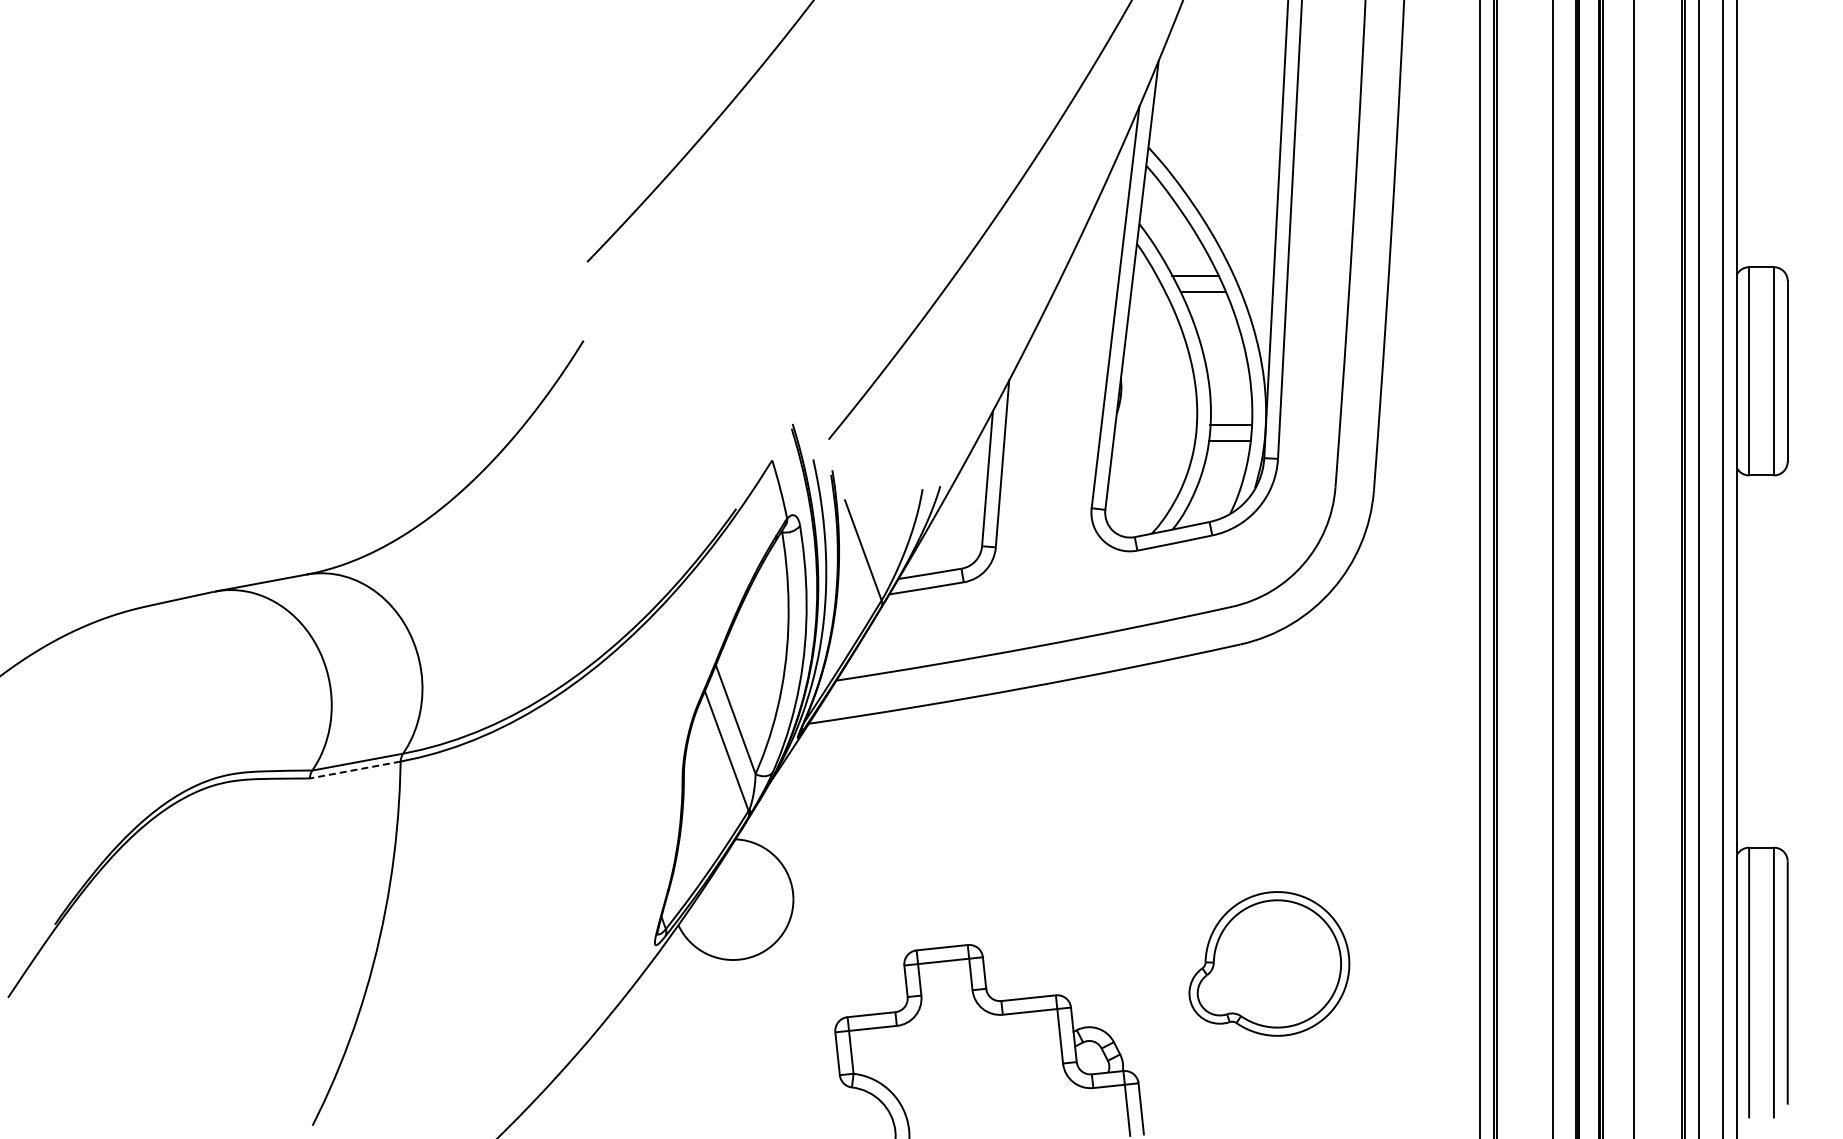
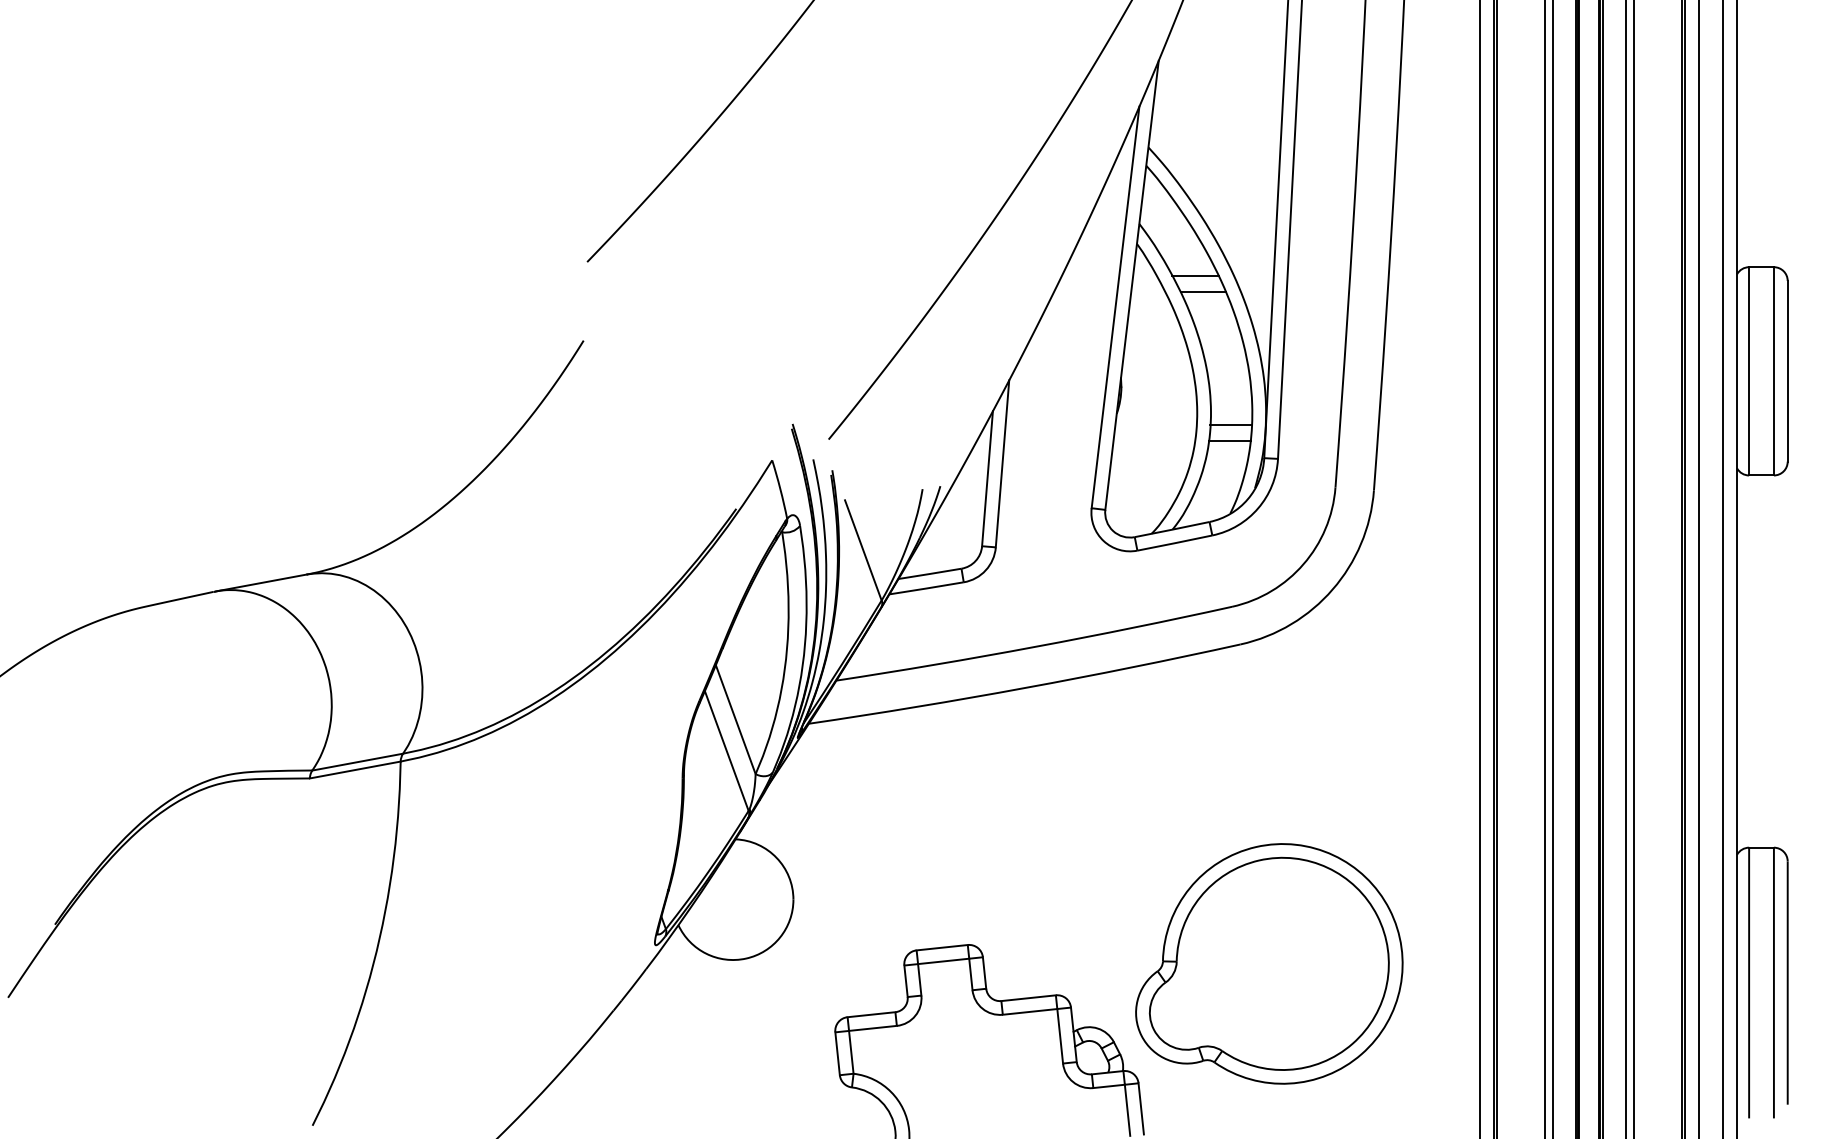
line: none -> present (1544, 568)
line: none -> present (1626, 568)
line: dashed -> solid (354, 770)
part size: 163x146 px -> 269x242 px (1269, 963)
